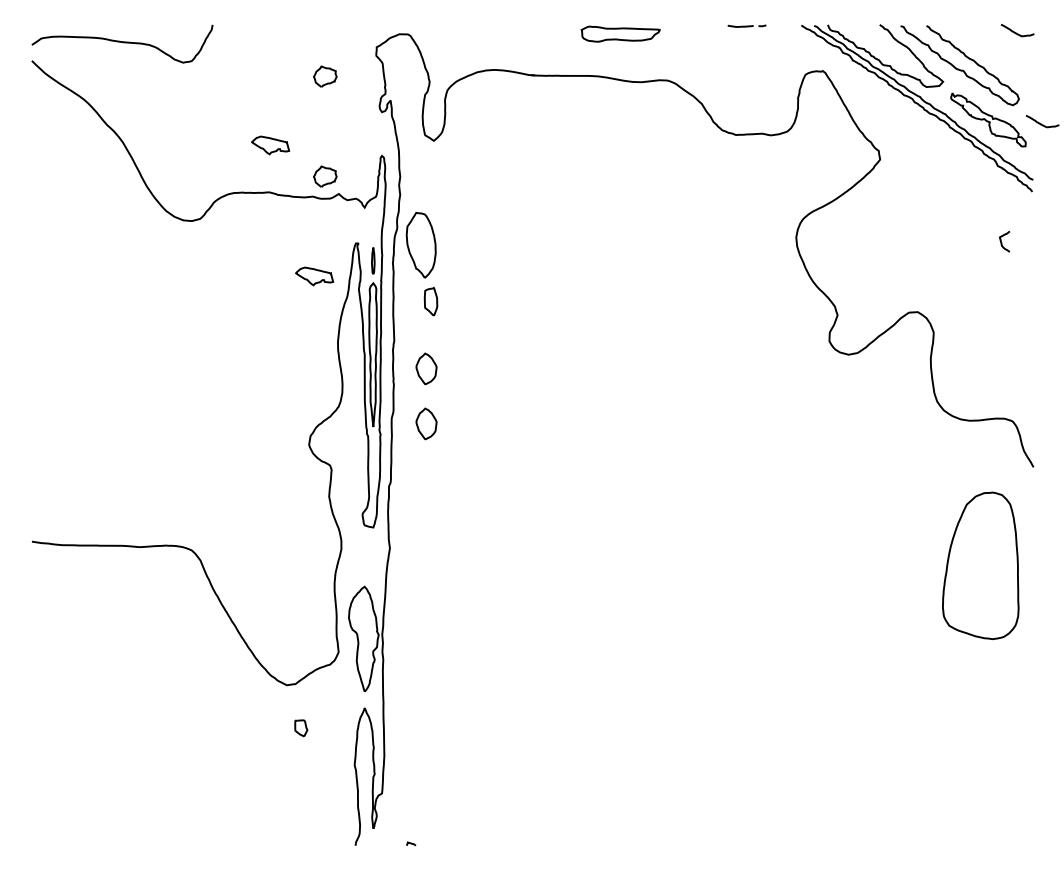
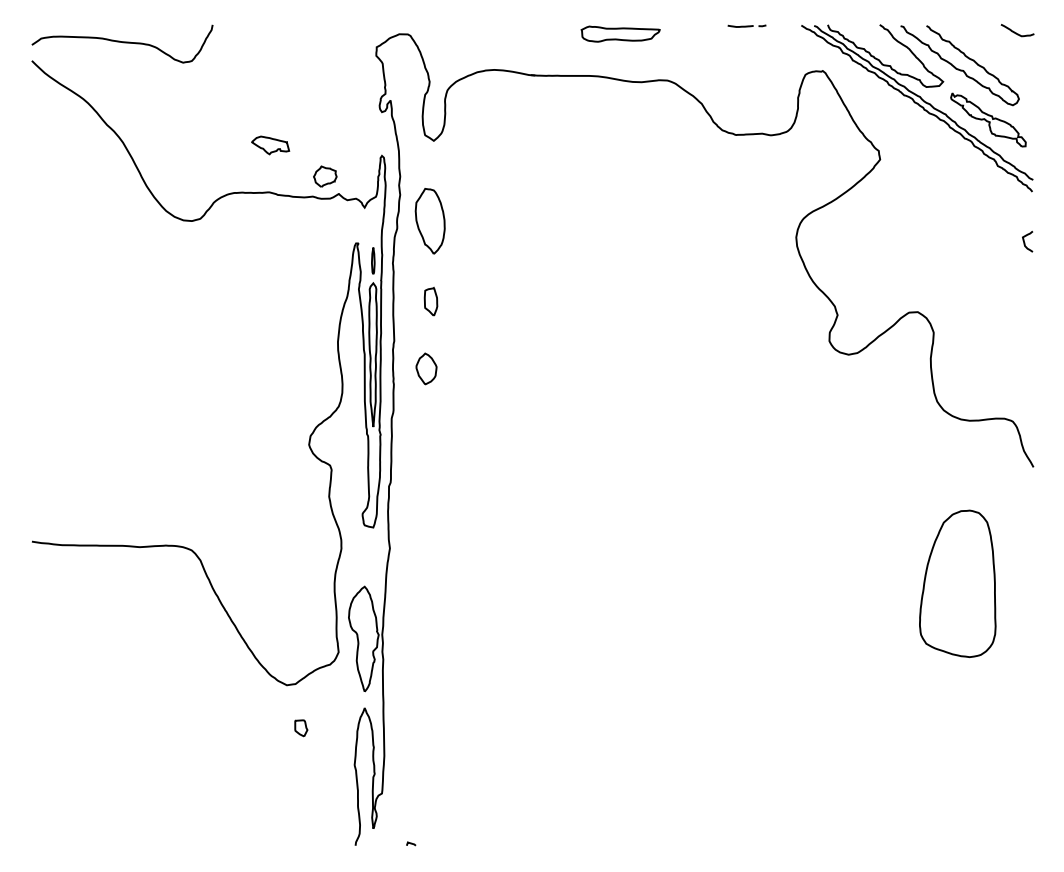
part: present -> none (325, 76)
curve: present -> none (1041, 123)
curve position: (1002, 242) -> (1025, 242) (1025, 242)
part position: (420, 245) -> (429, 221) (429, 221)
part: present -> none (314, 276)
part: present -> none (426, 423)
part position: (980, 565) -> (957, 583) (957, 583)
